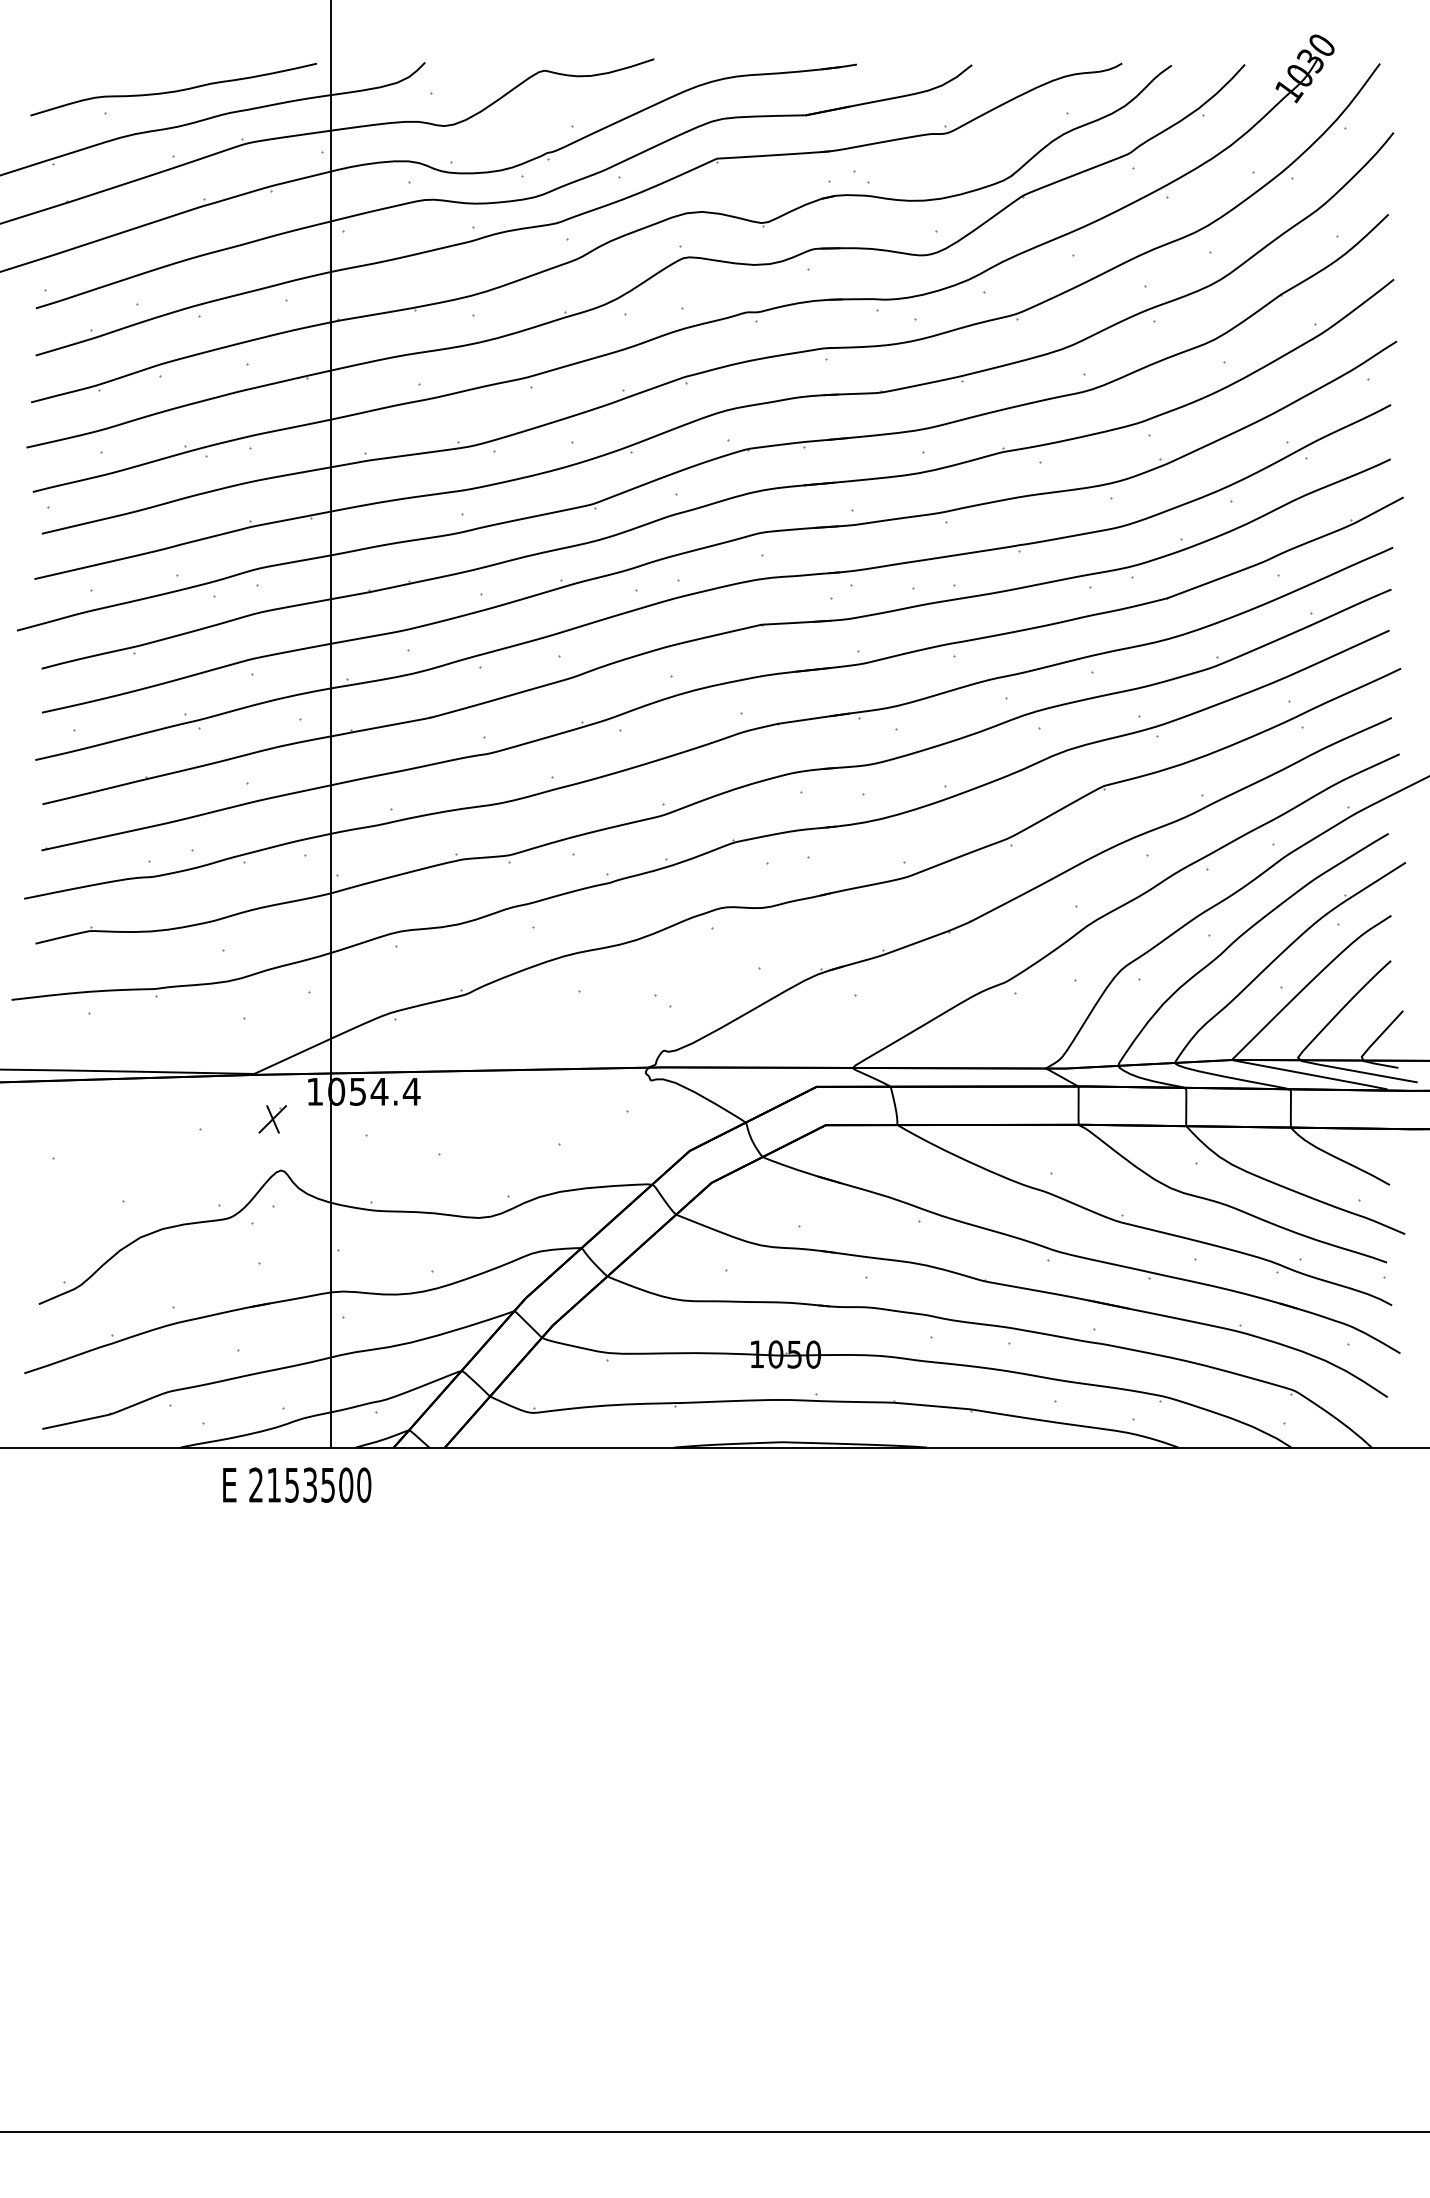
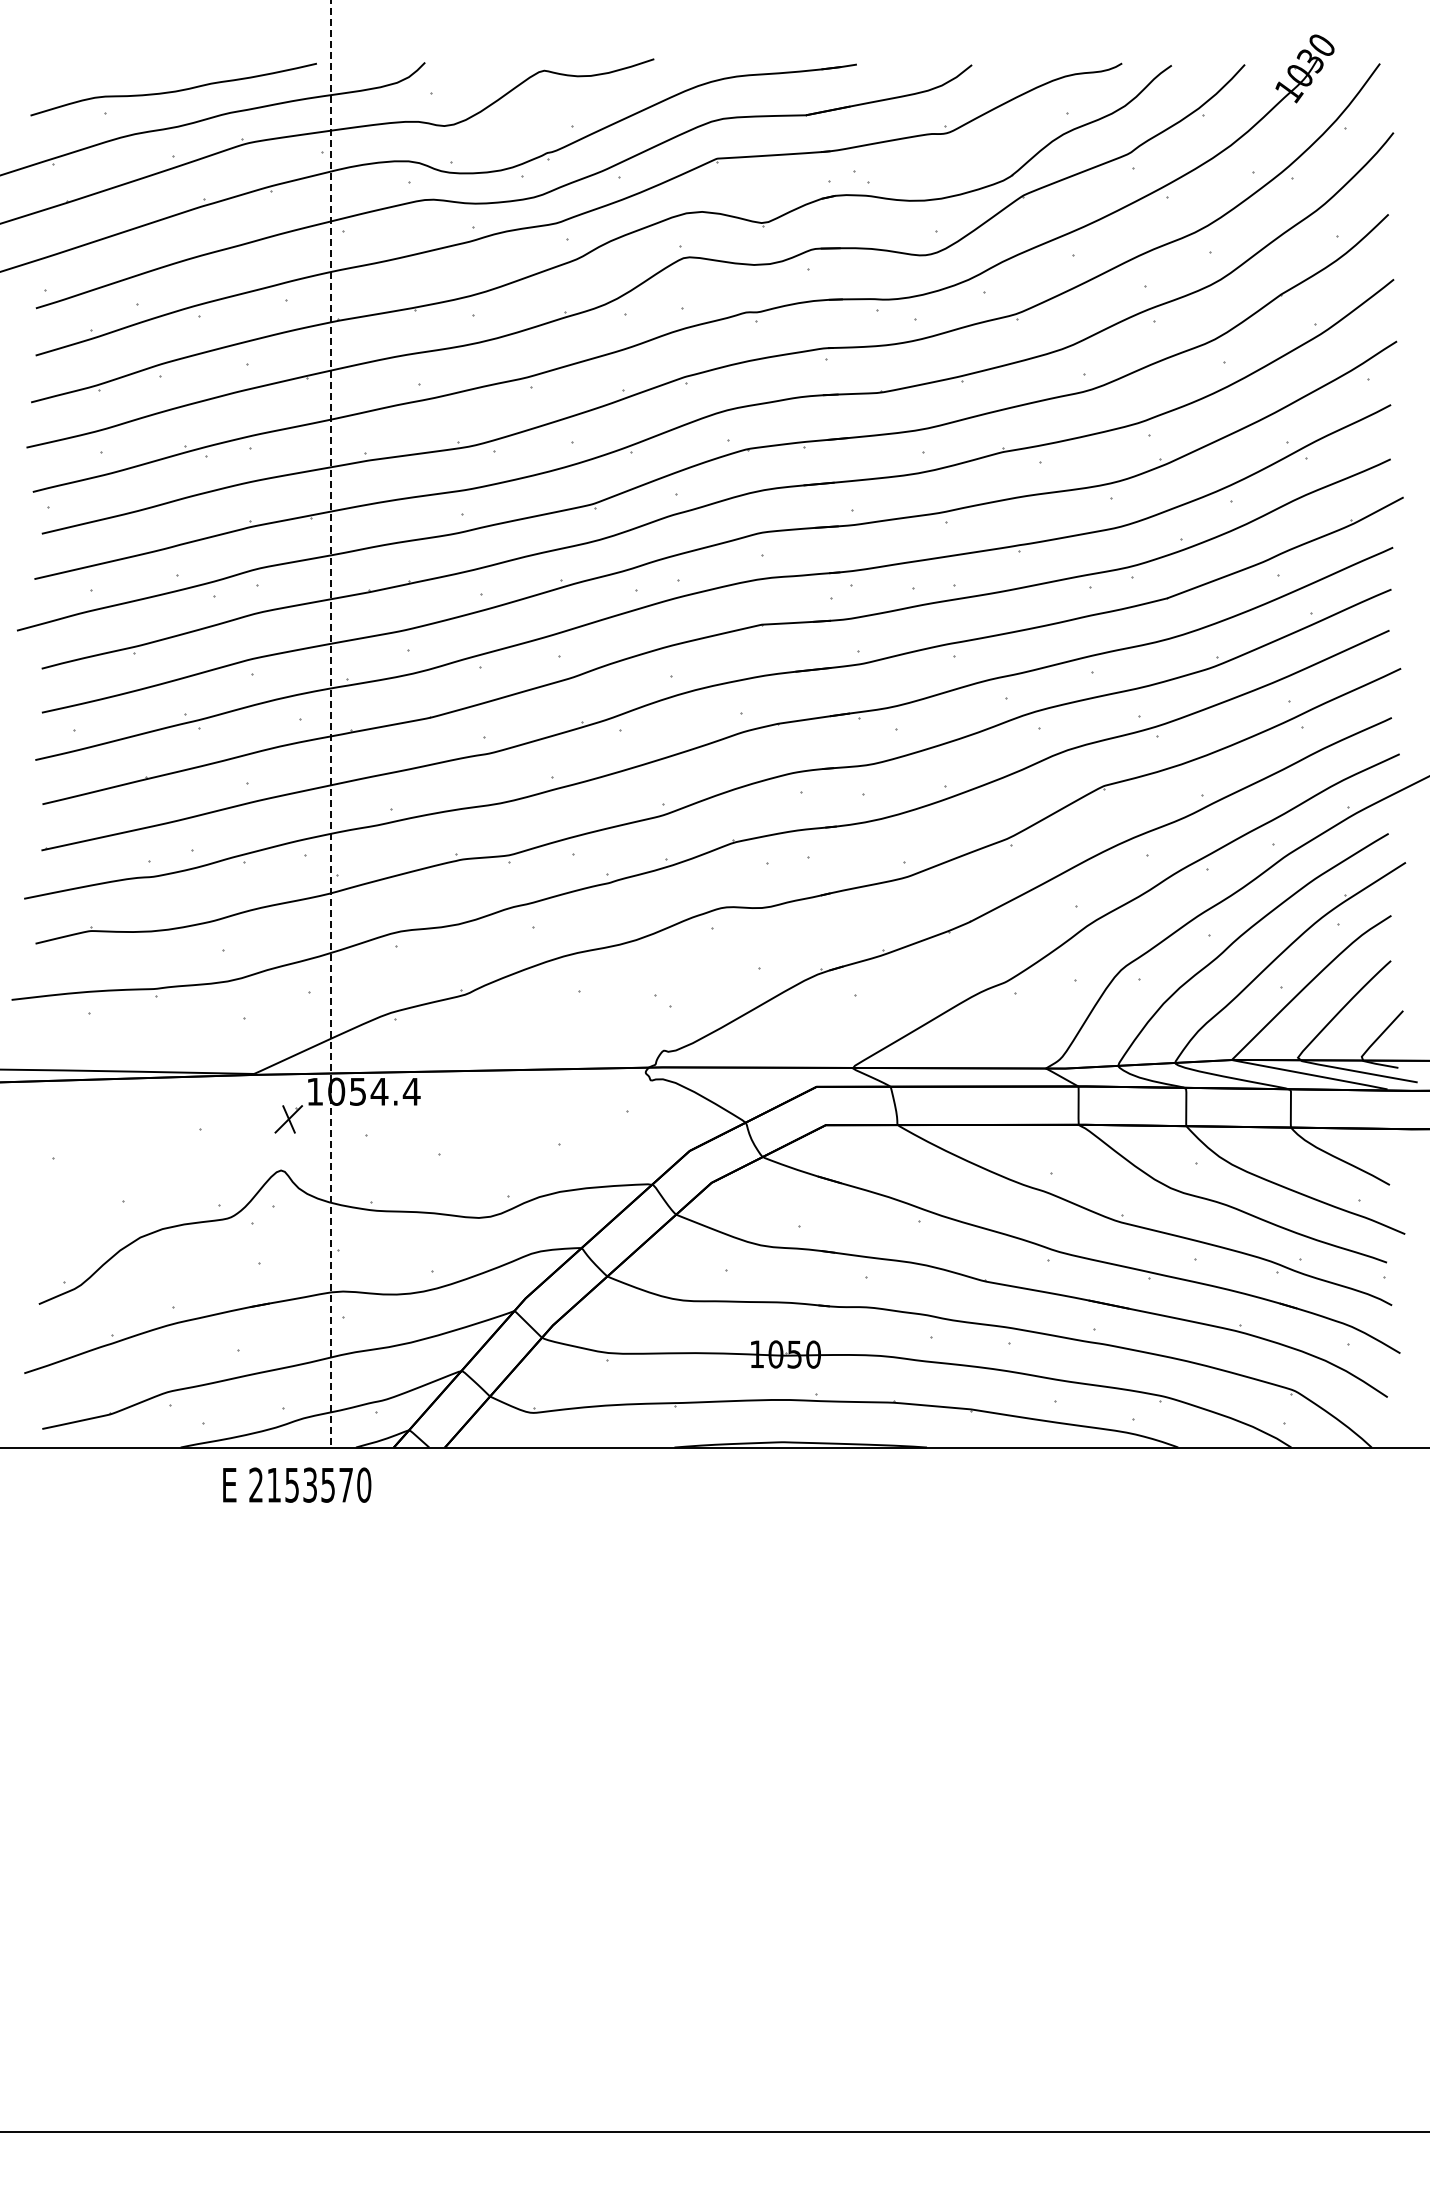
line: solid -> dashed (331, 724)
part position: (272, 1119) -> (288, 1119) (288, 1119)
text: 2153500 -> 2153570 (346, 1484)
